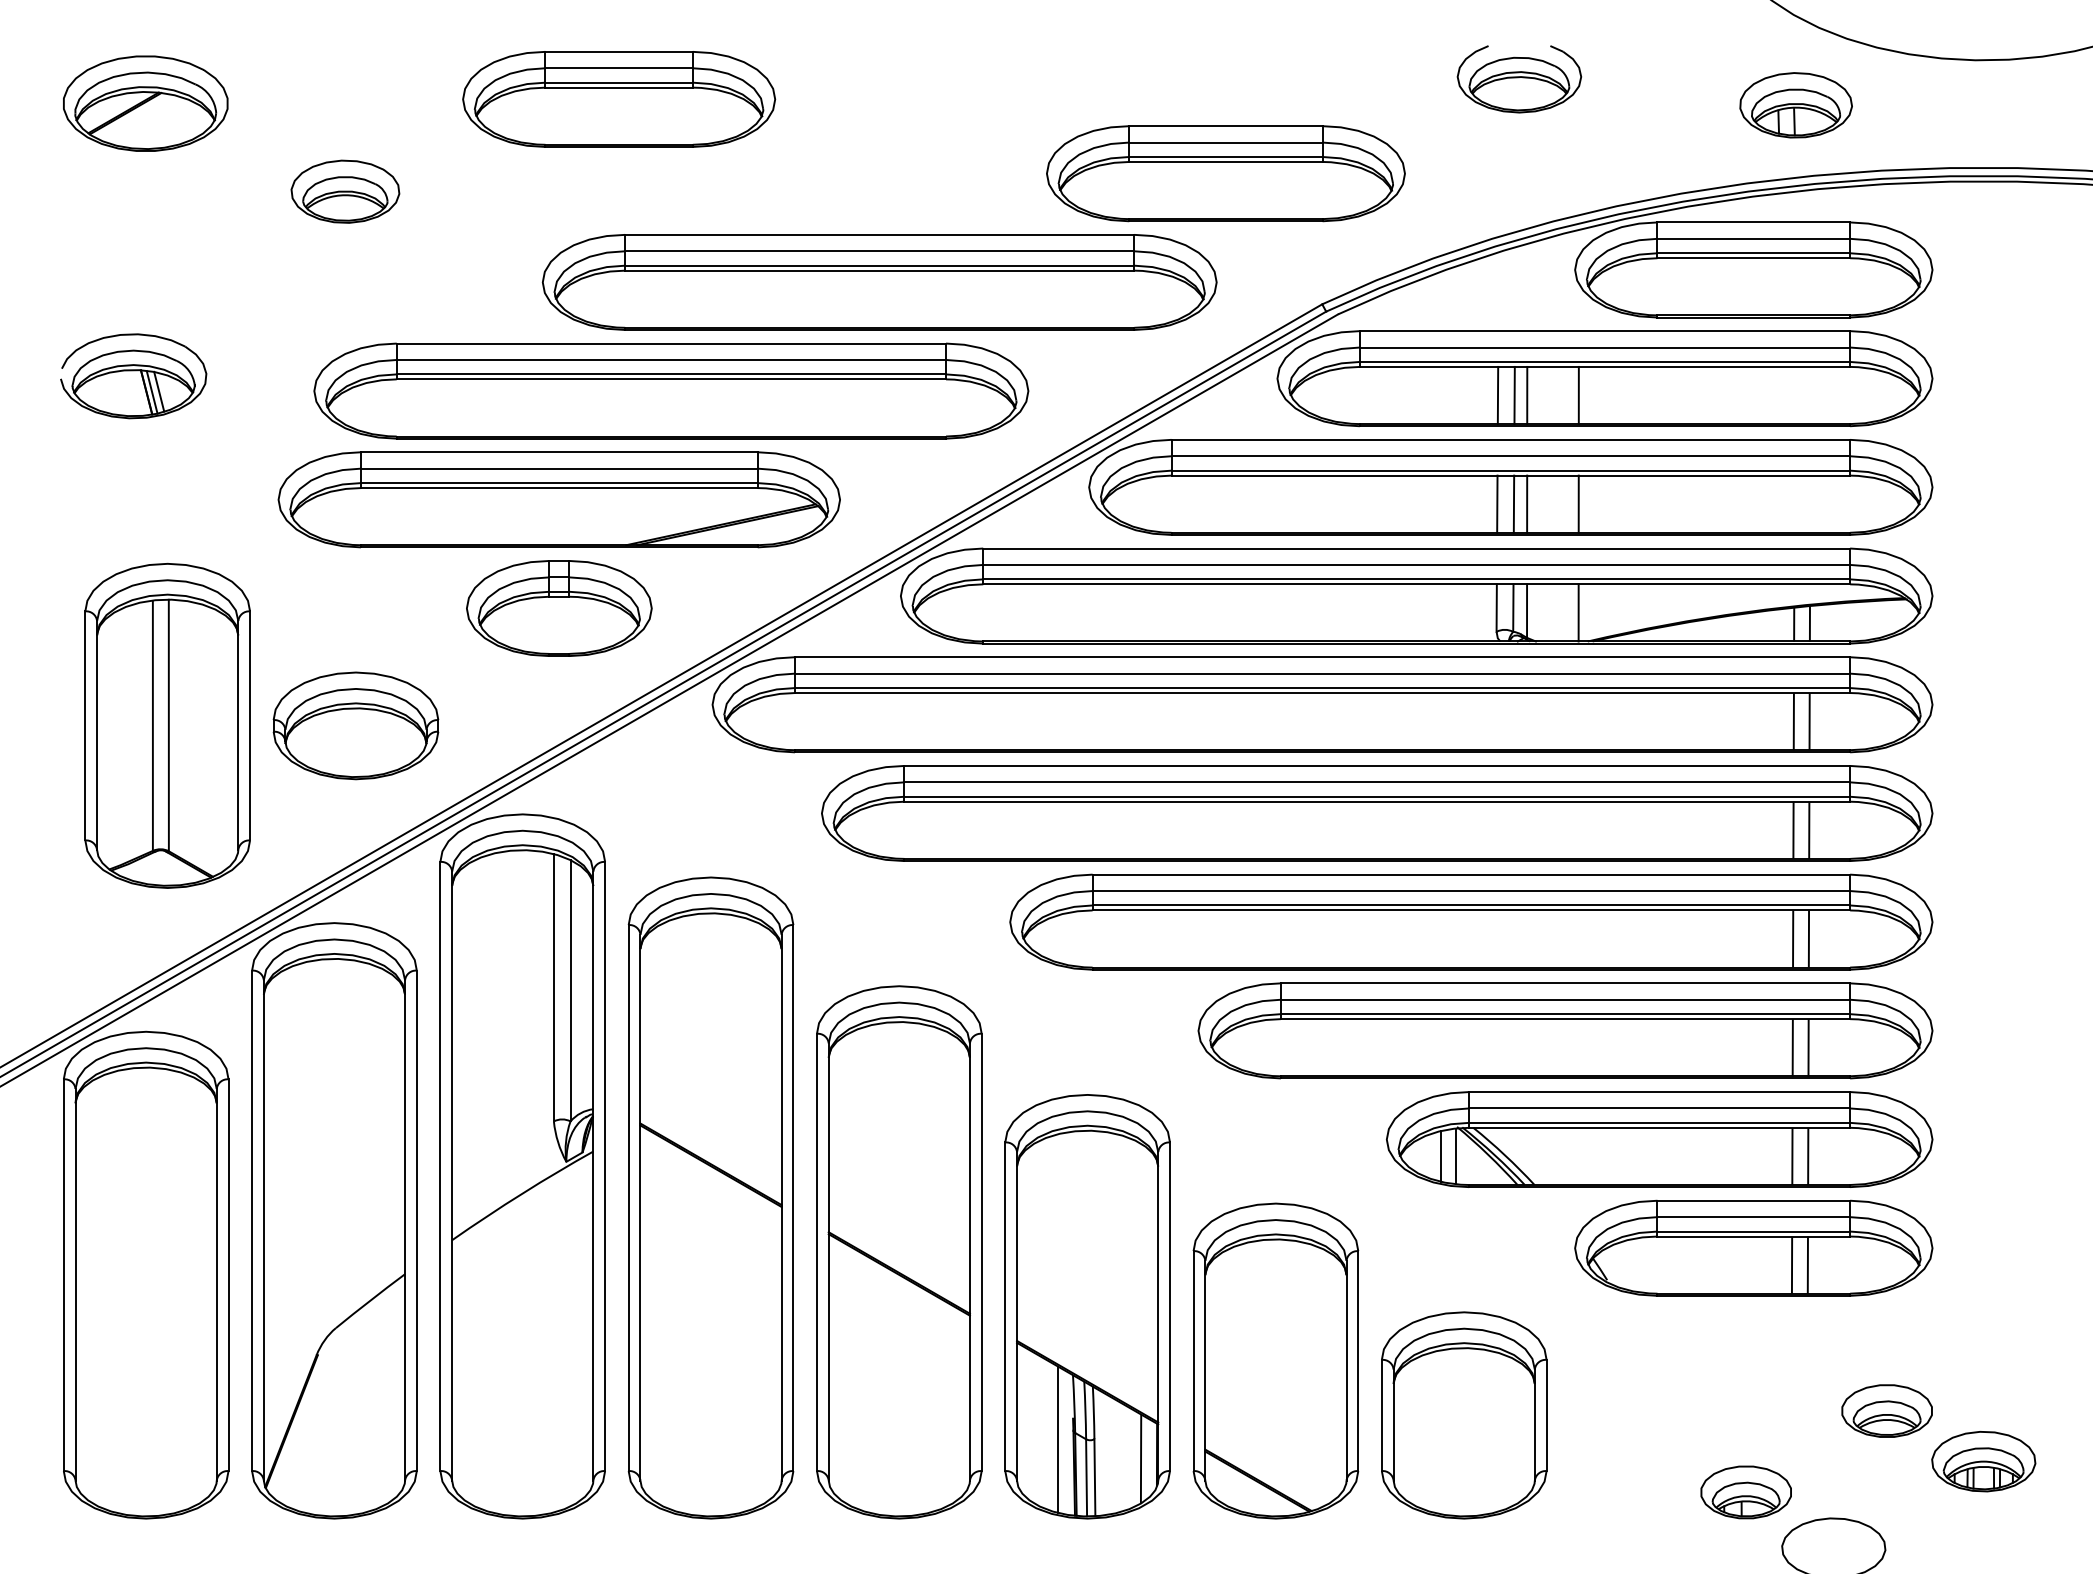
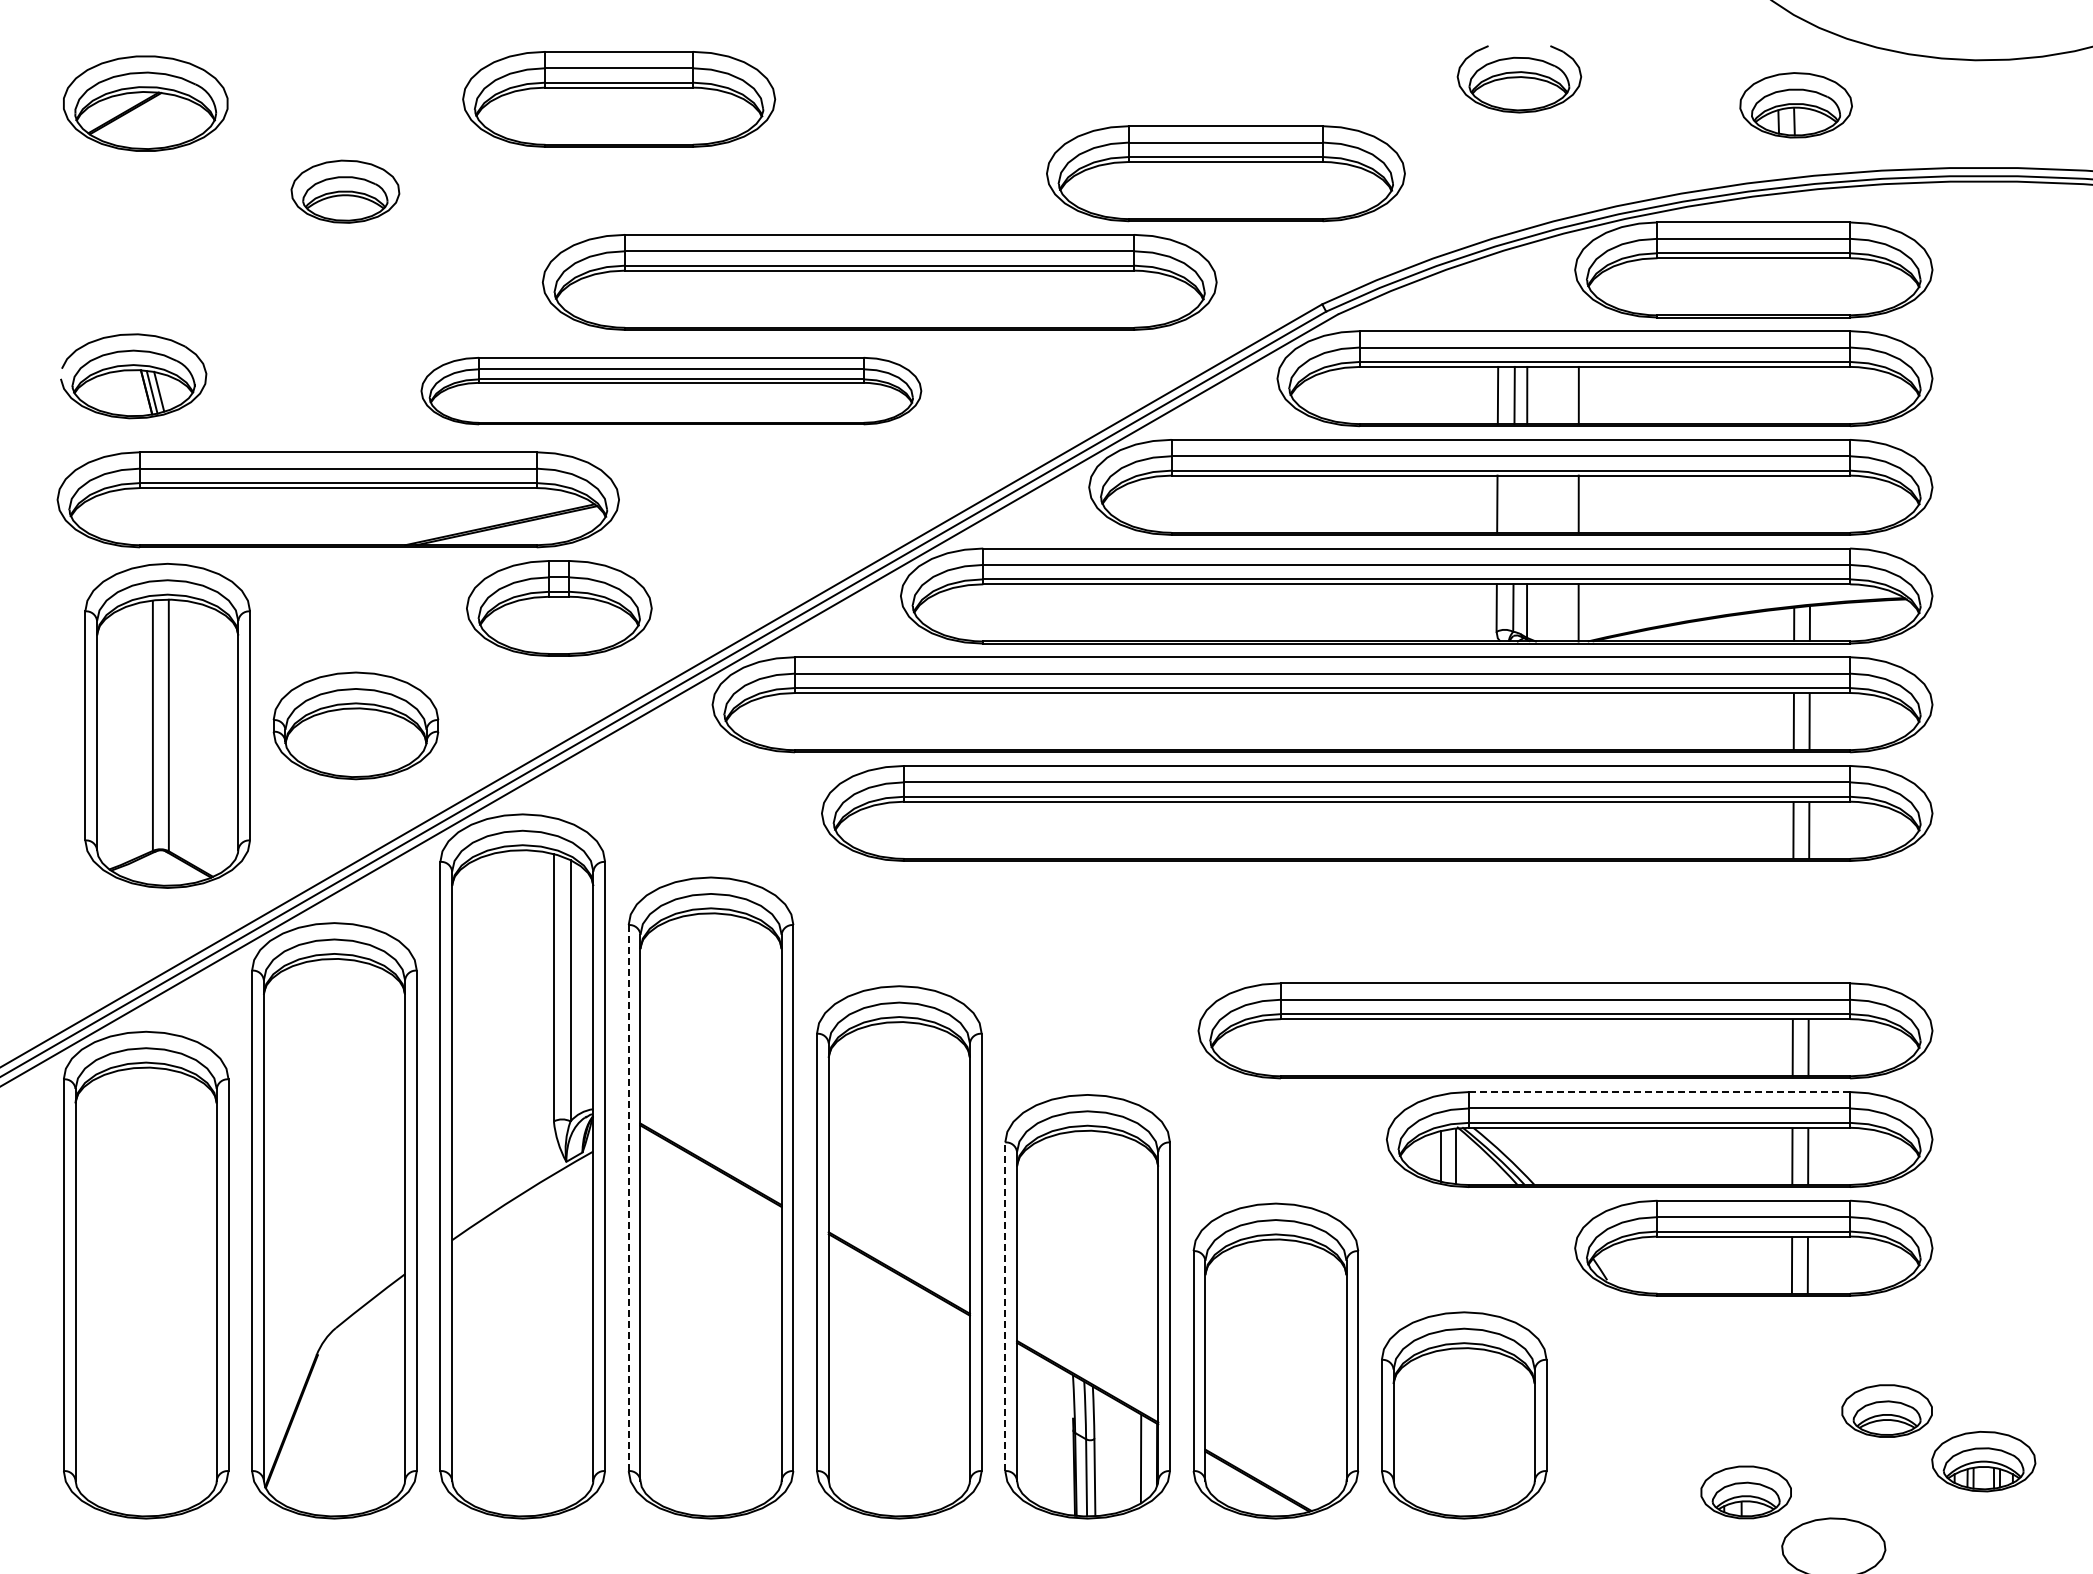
part size: 717x98 px -> 503x70 px (671, 390)
part position: (558, 499) -> (337, 499) (337, 499)
line: present -> none (1513, 503)
line: present -> none (1527, 503)
part: present -> none (1471, 921)
line: solid -> dashed (1660, 1092)
line: solid -> dashed (628, 1197)
line: solid -> dashed (1005, 1306)
line: present -> none (1058, 1439)
